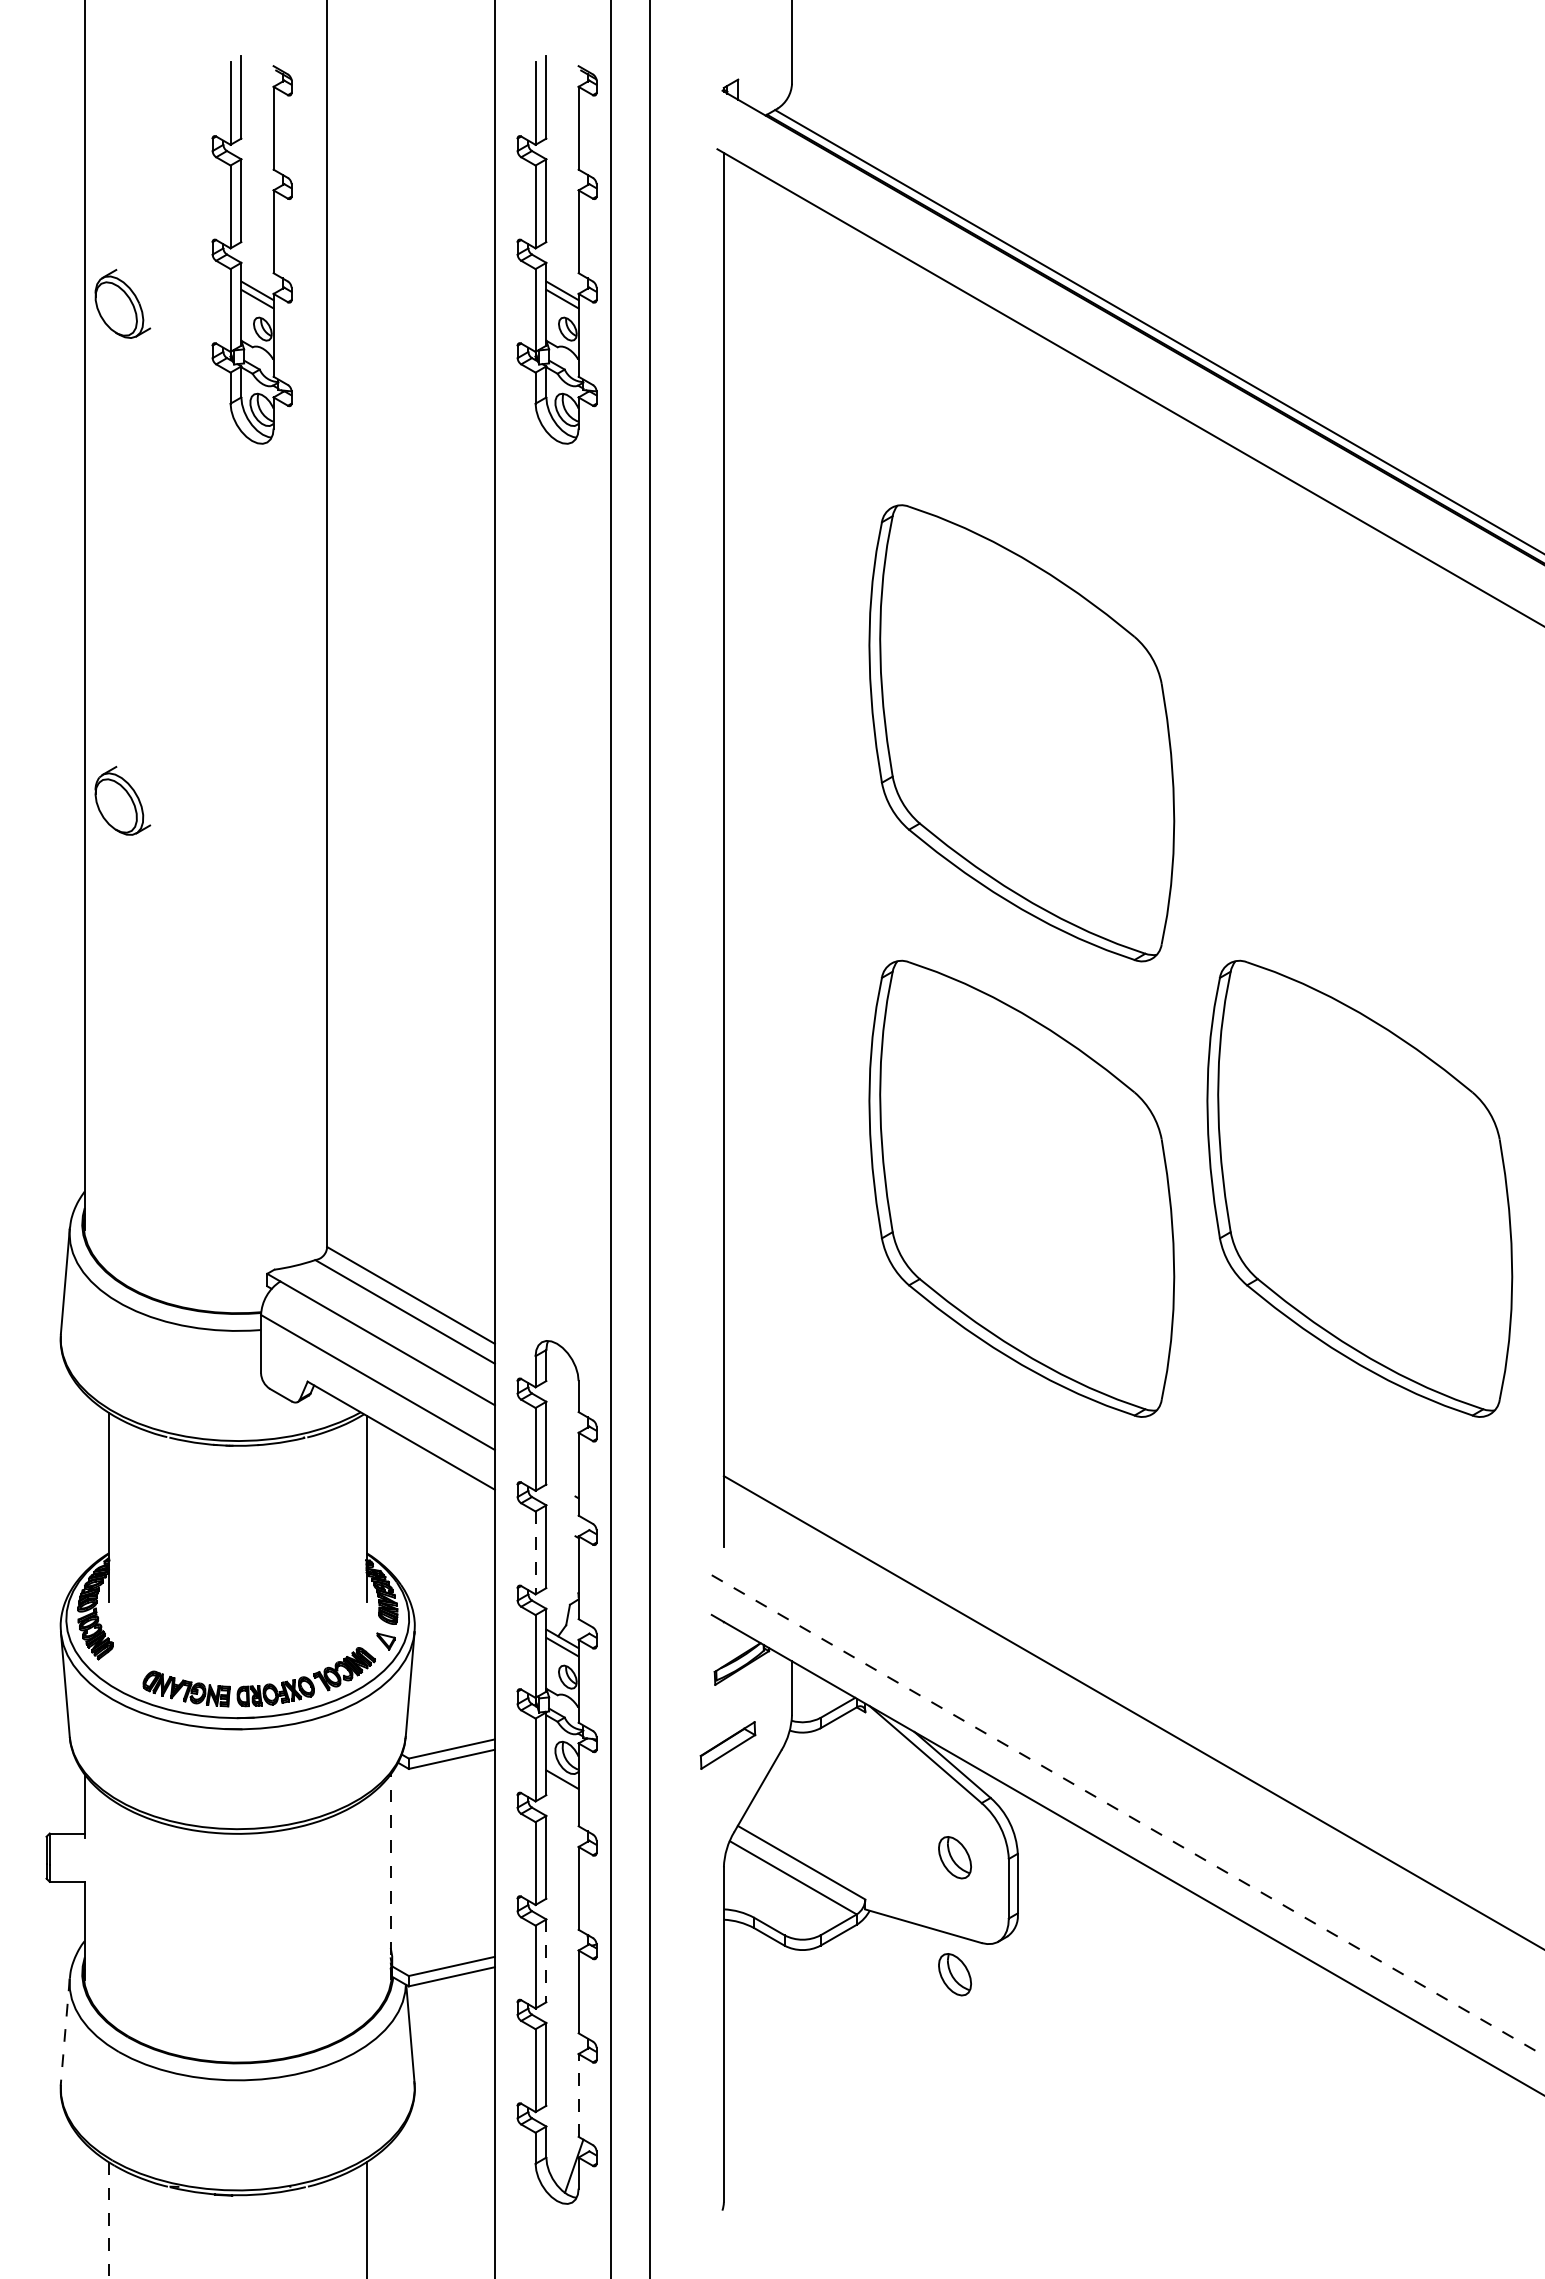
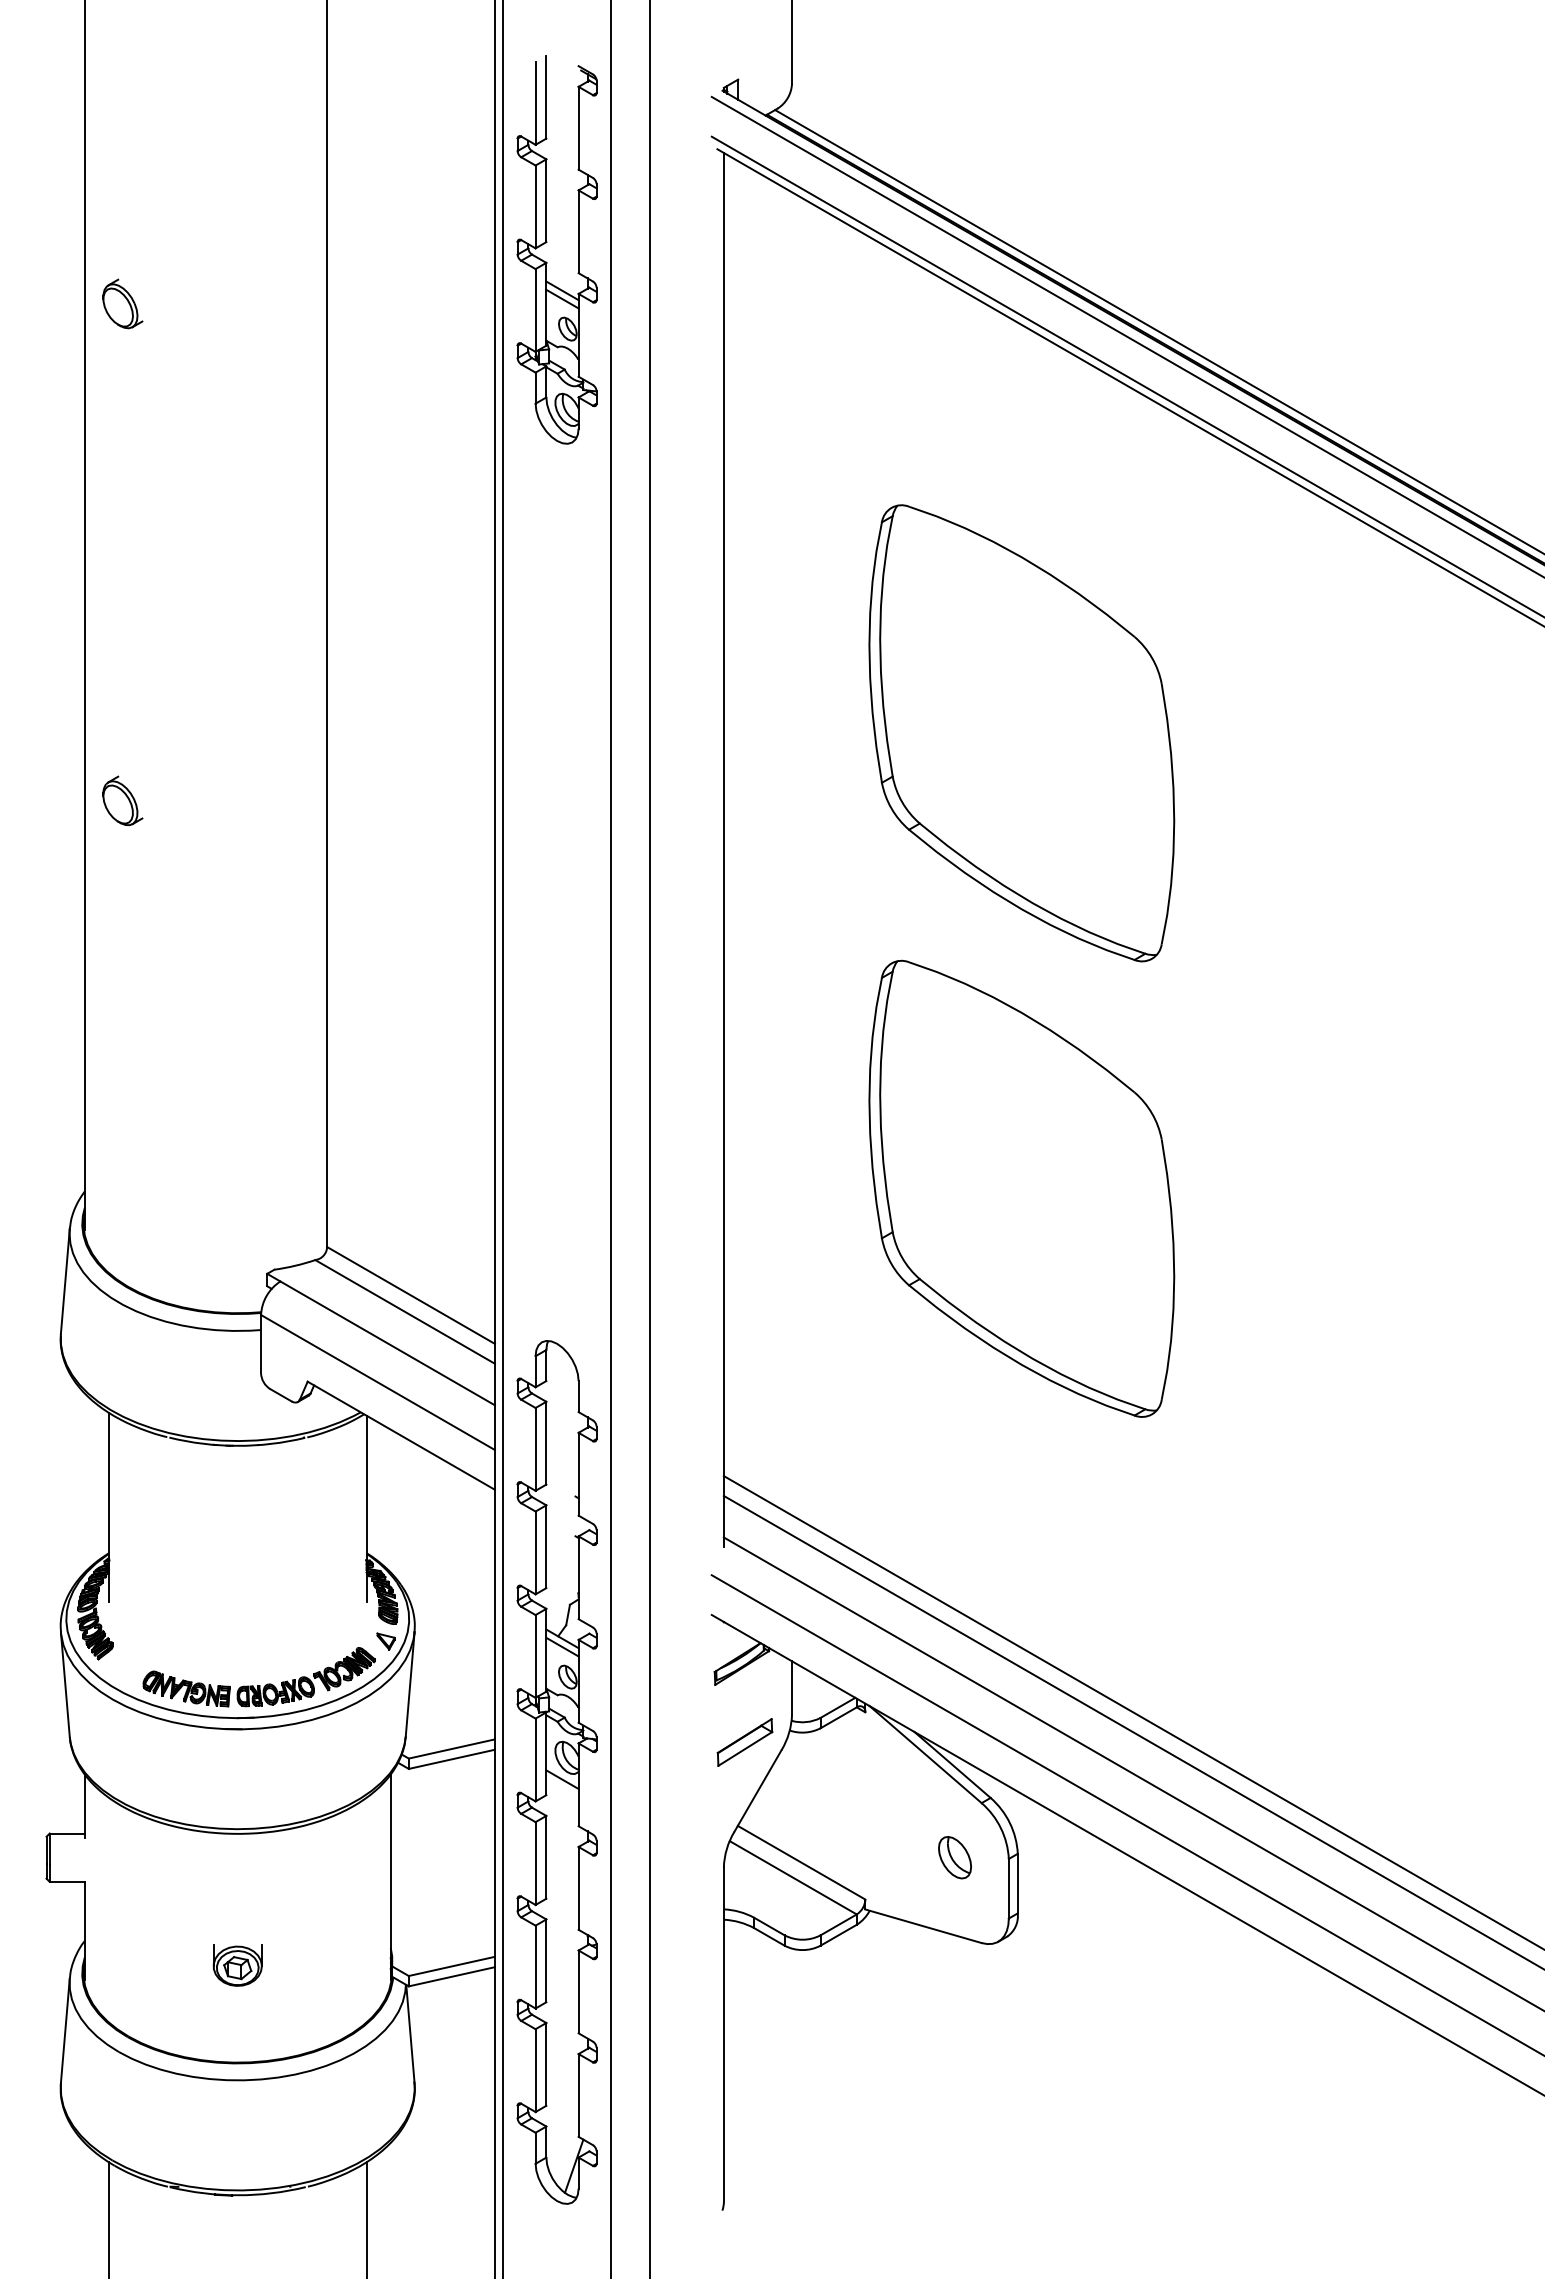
part: present -> none (242, 242)
part size: 58x70 px -> 42x52 px (122, 303)
line: none -> present (1126, 336)
line: none -> present (1126, 375)
part size: 58x71 px -> 42x52 px (122, 800)
line: none -> present (502, 1138)
part: present -> none (1359, 1188)
line: dashed -> solid (535, 1553)
line: none -> present (1132, 1731)
part position: (727, 1745) -> (744, 1742) (744, 1742)
line: none -> present (1132, 1773)
line: dashed -> solid (1128, 1815)
line: dashed -> solid (390, 1877)
line: dashed -> solid (546, 1961)
part: none -> present (237, 1965)
part: present -> none (954, 1974)
line: dashed -> solid (65, 2030)
line: dashed -> solid (578, 2094)
line: dashed -> solid (108, 2220)
